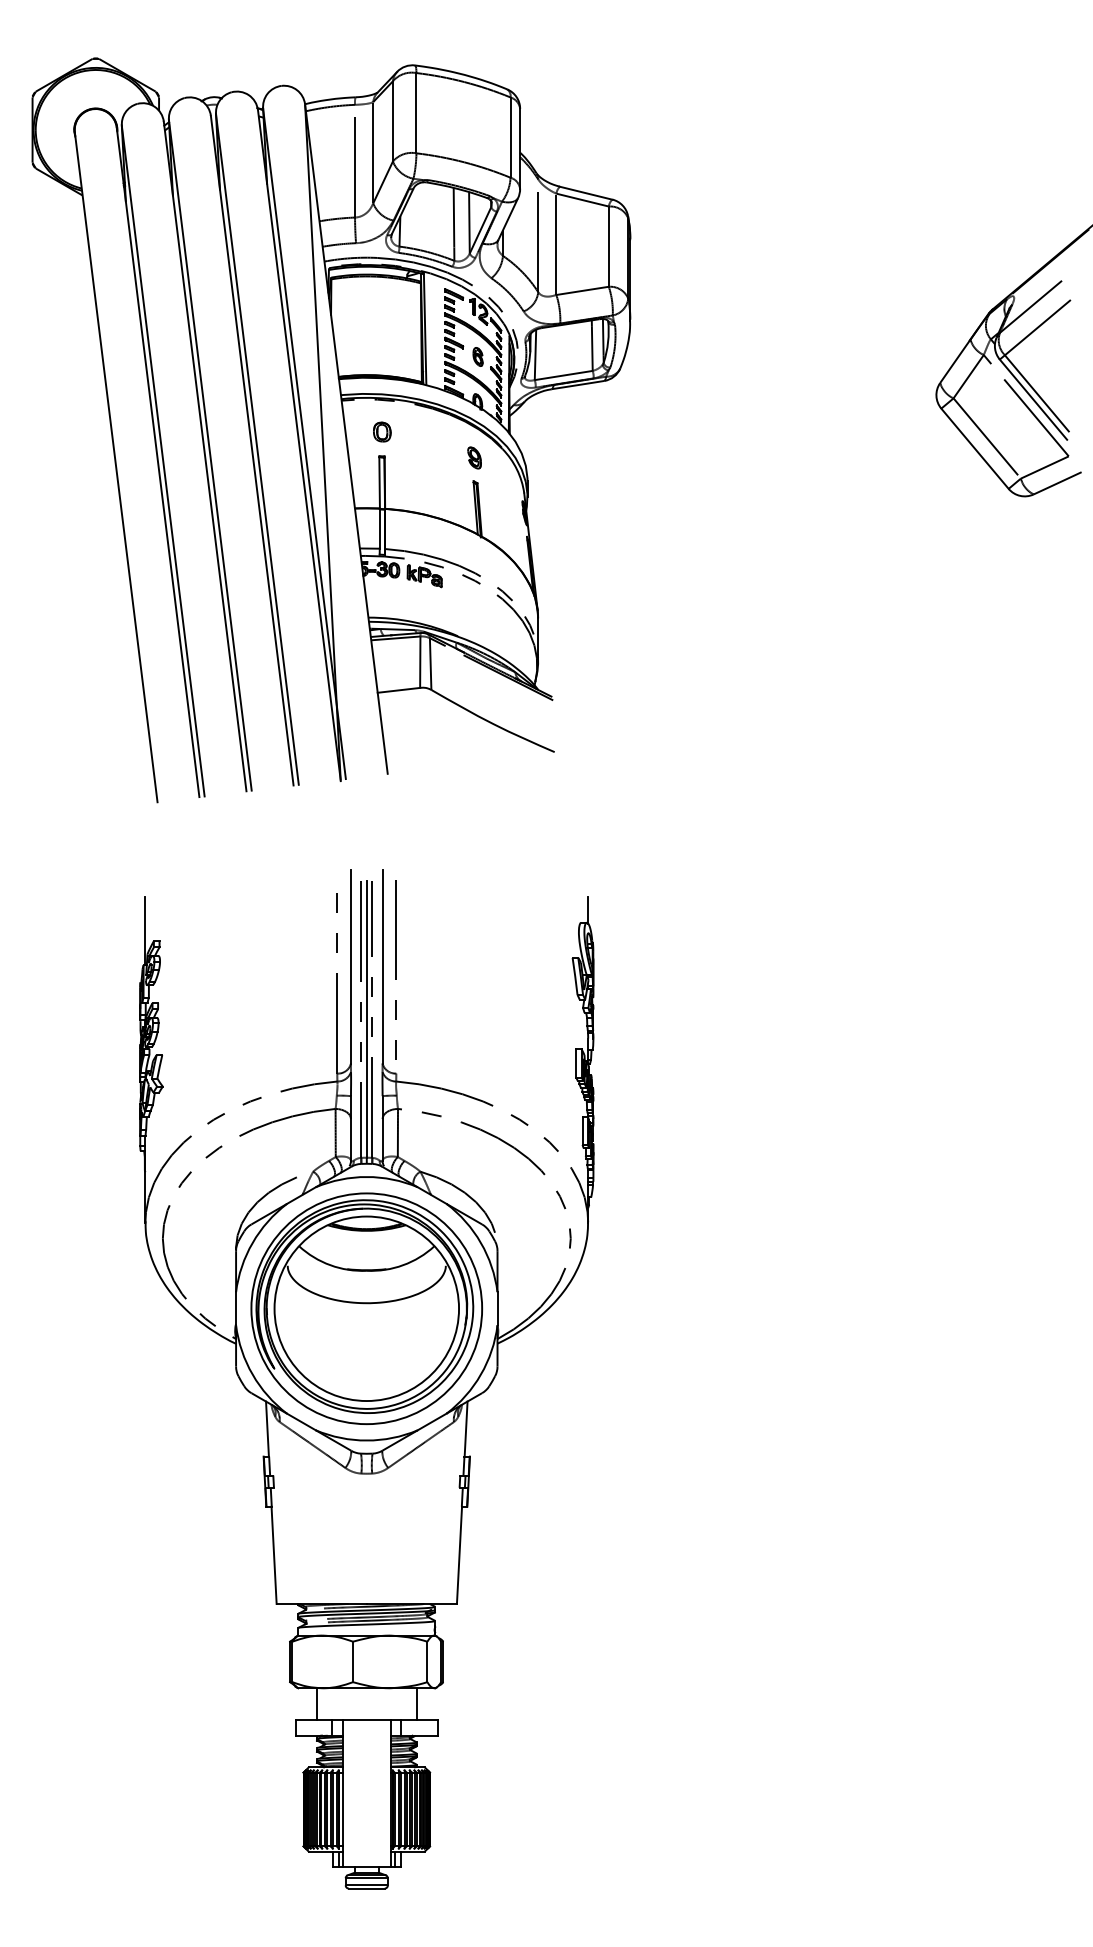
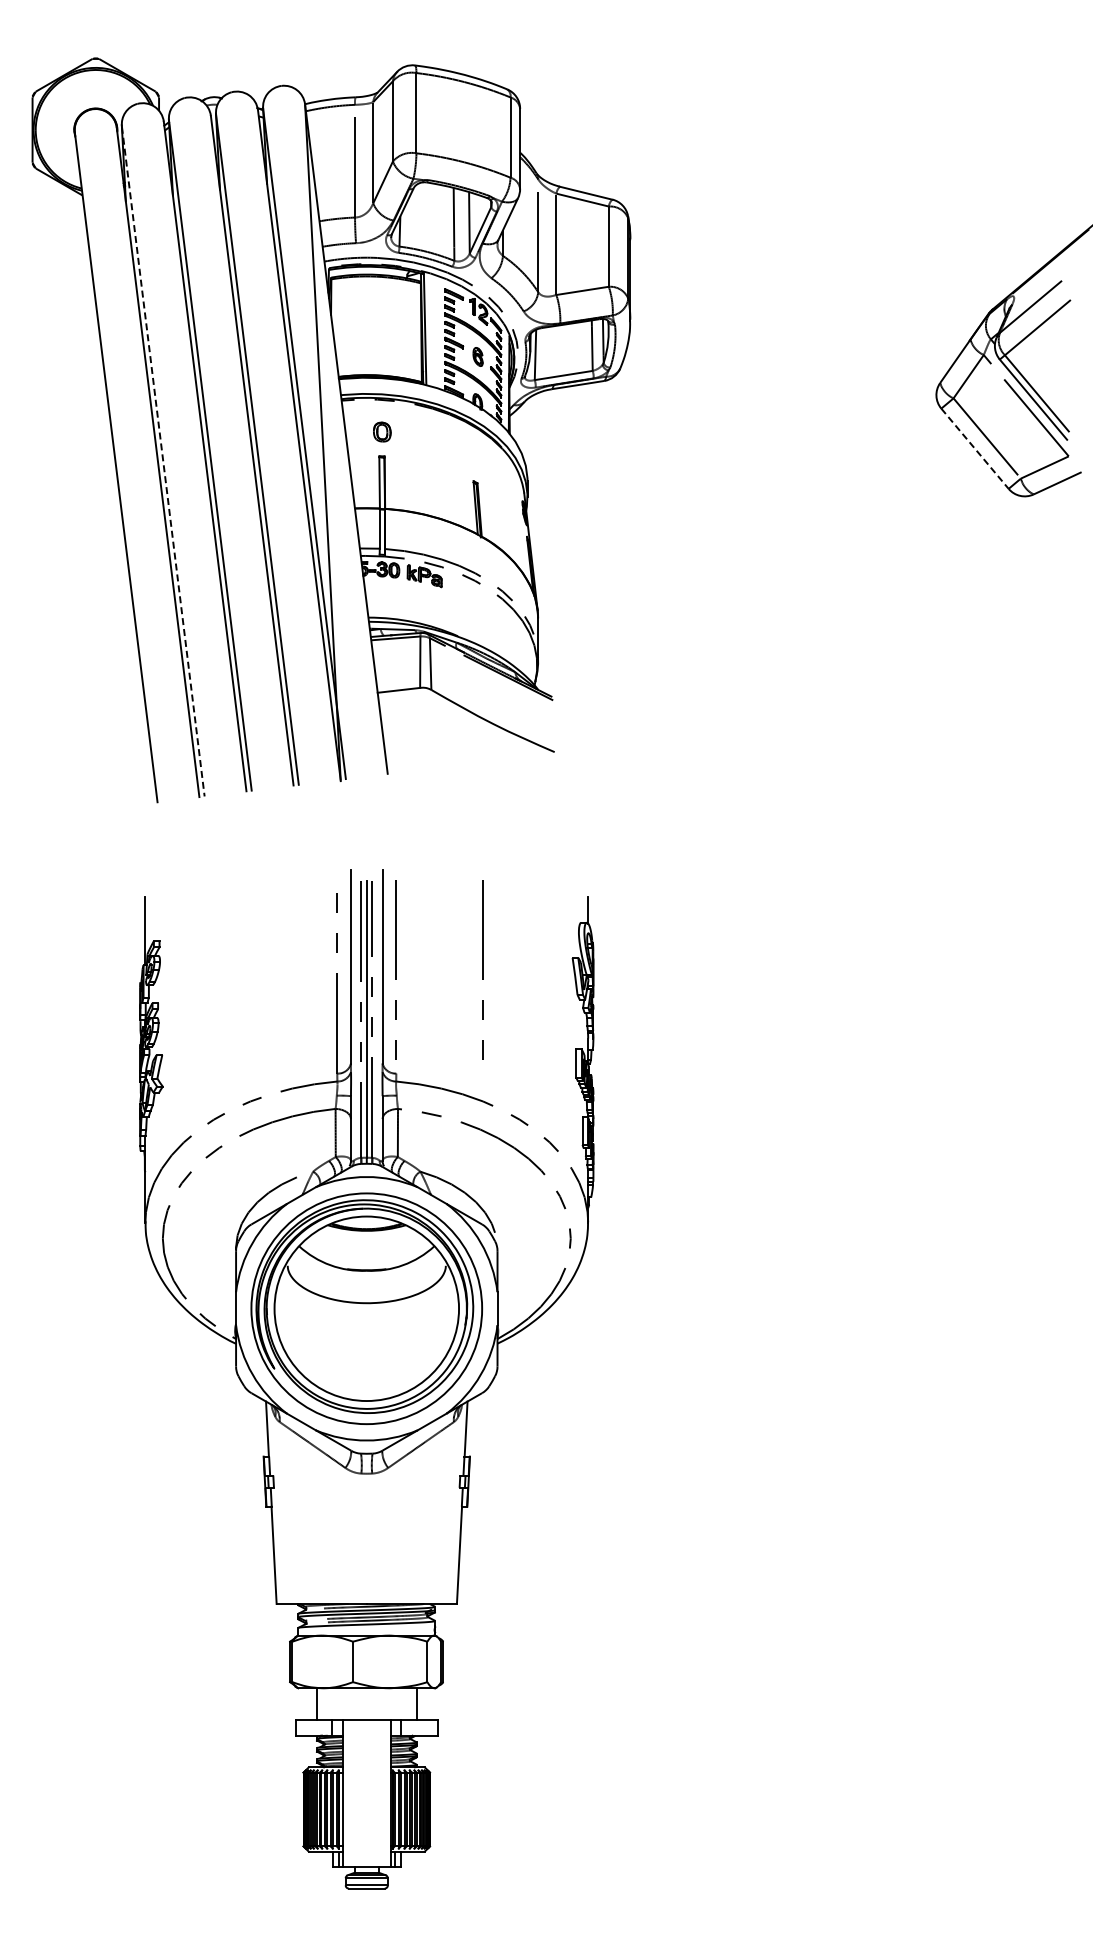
line: solid -> dashed (975, 449)
part: present -> none (474, 457)
line: solid -> dashed (163, 462)
line: none -> present (482, 969)
